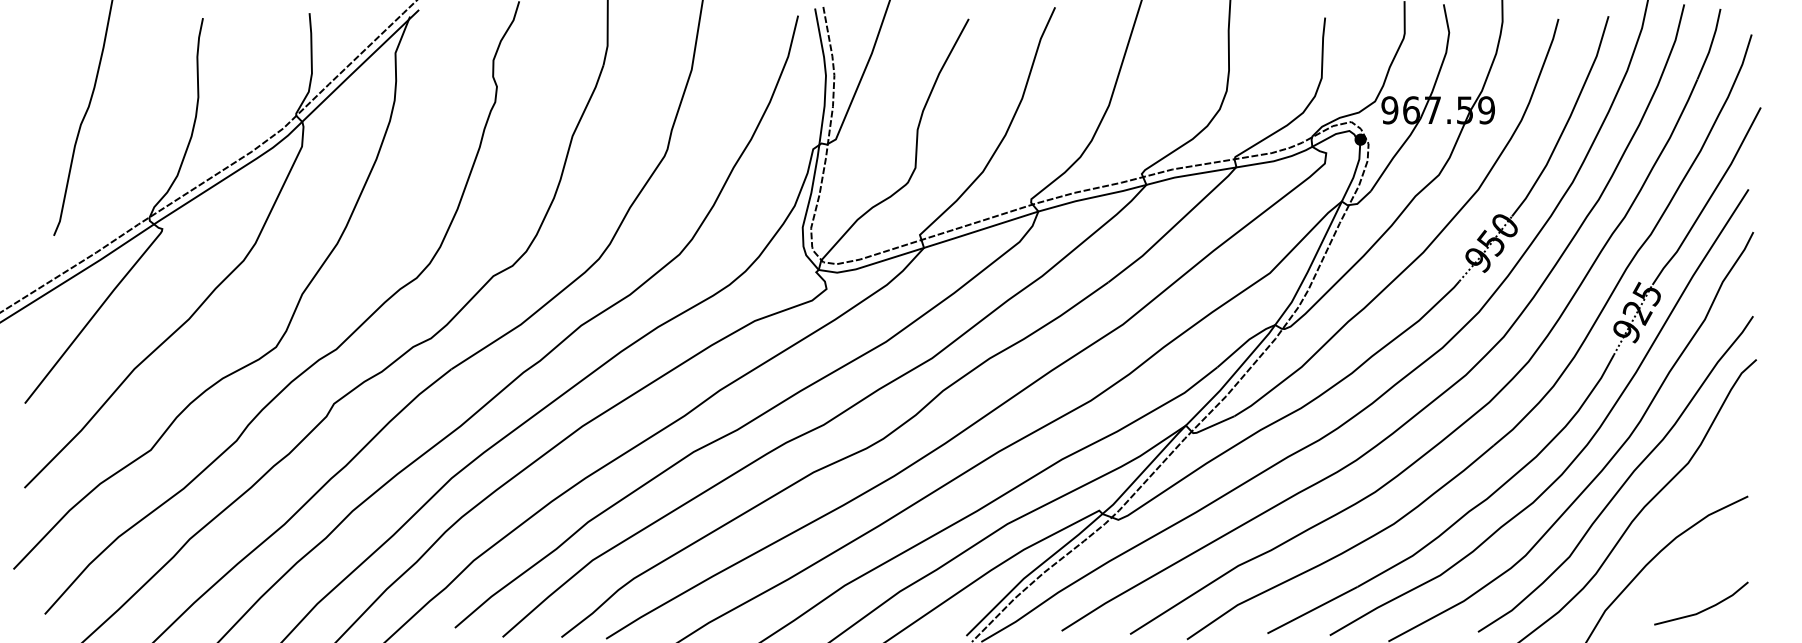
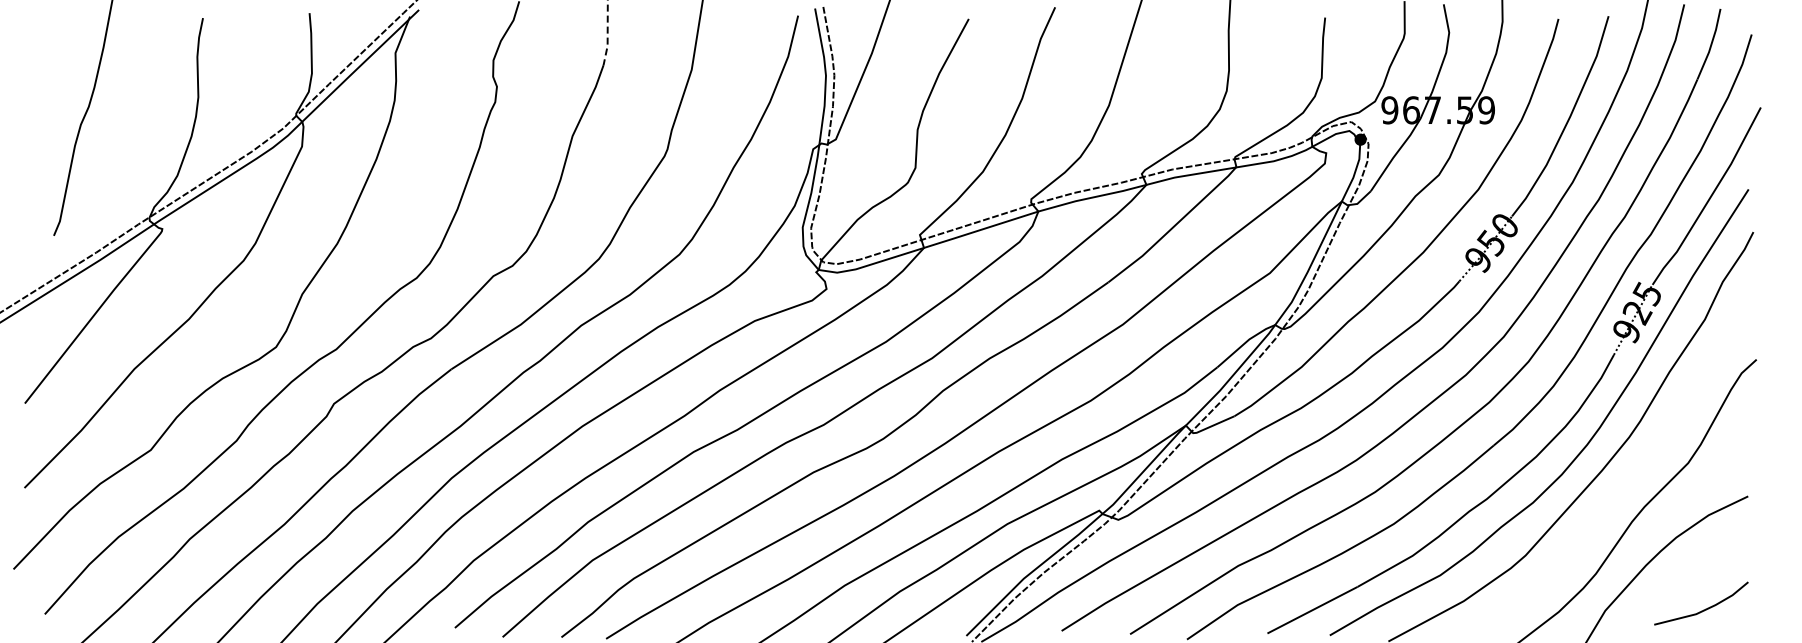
line: solid -> dashed (607, 34)
curve: present -> none (1623, 482)
